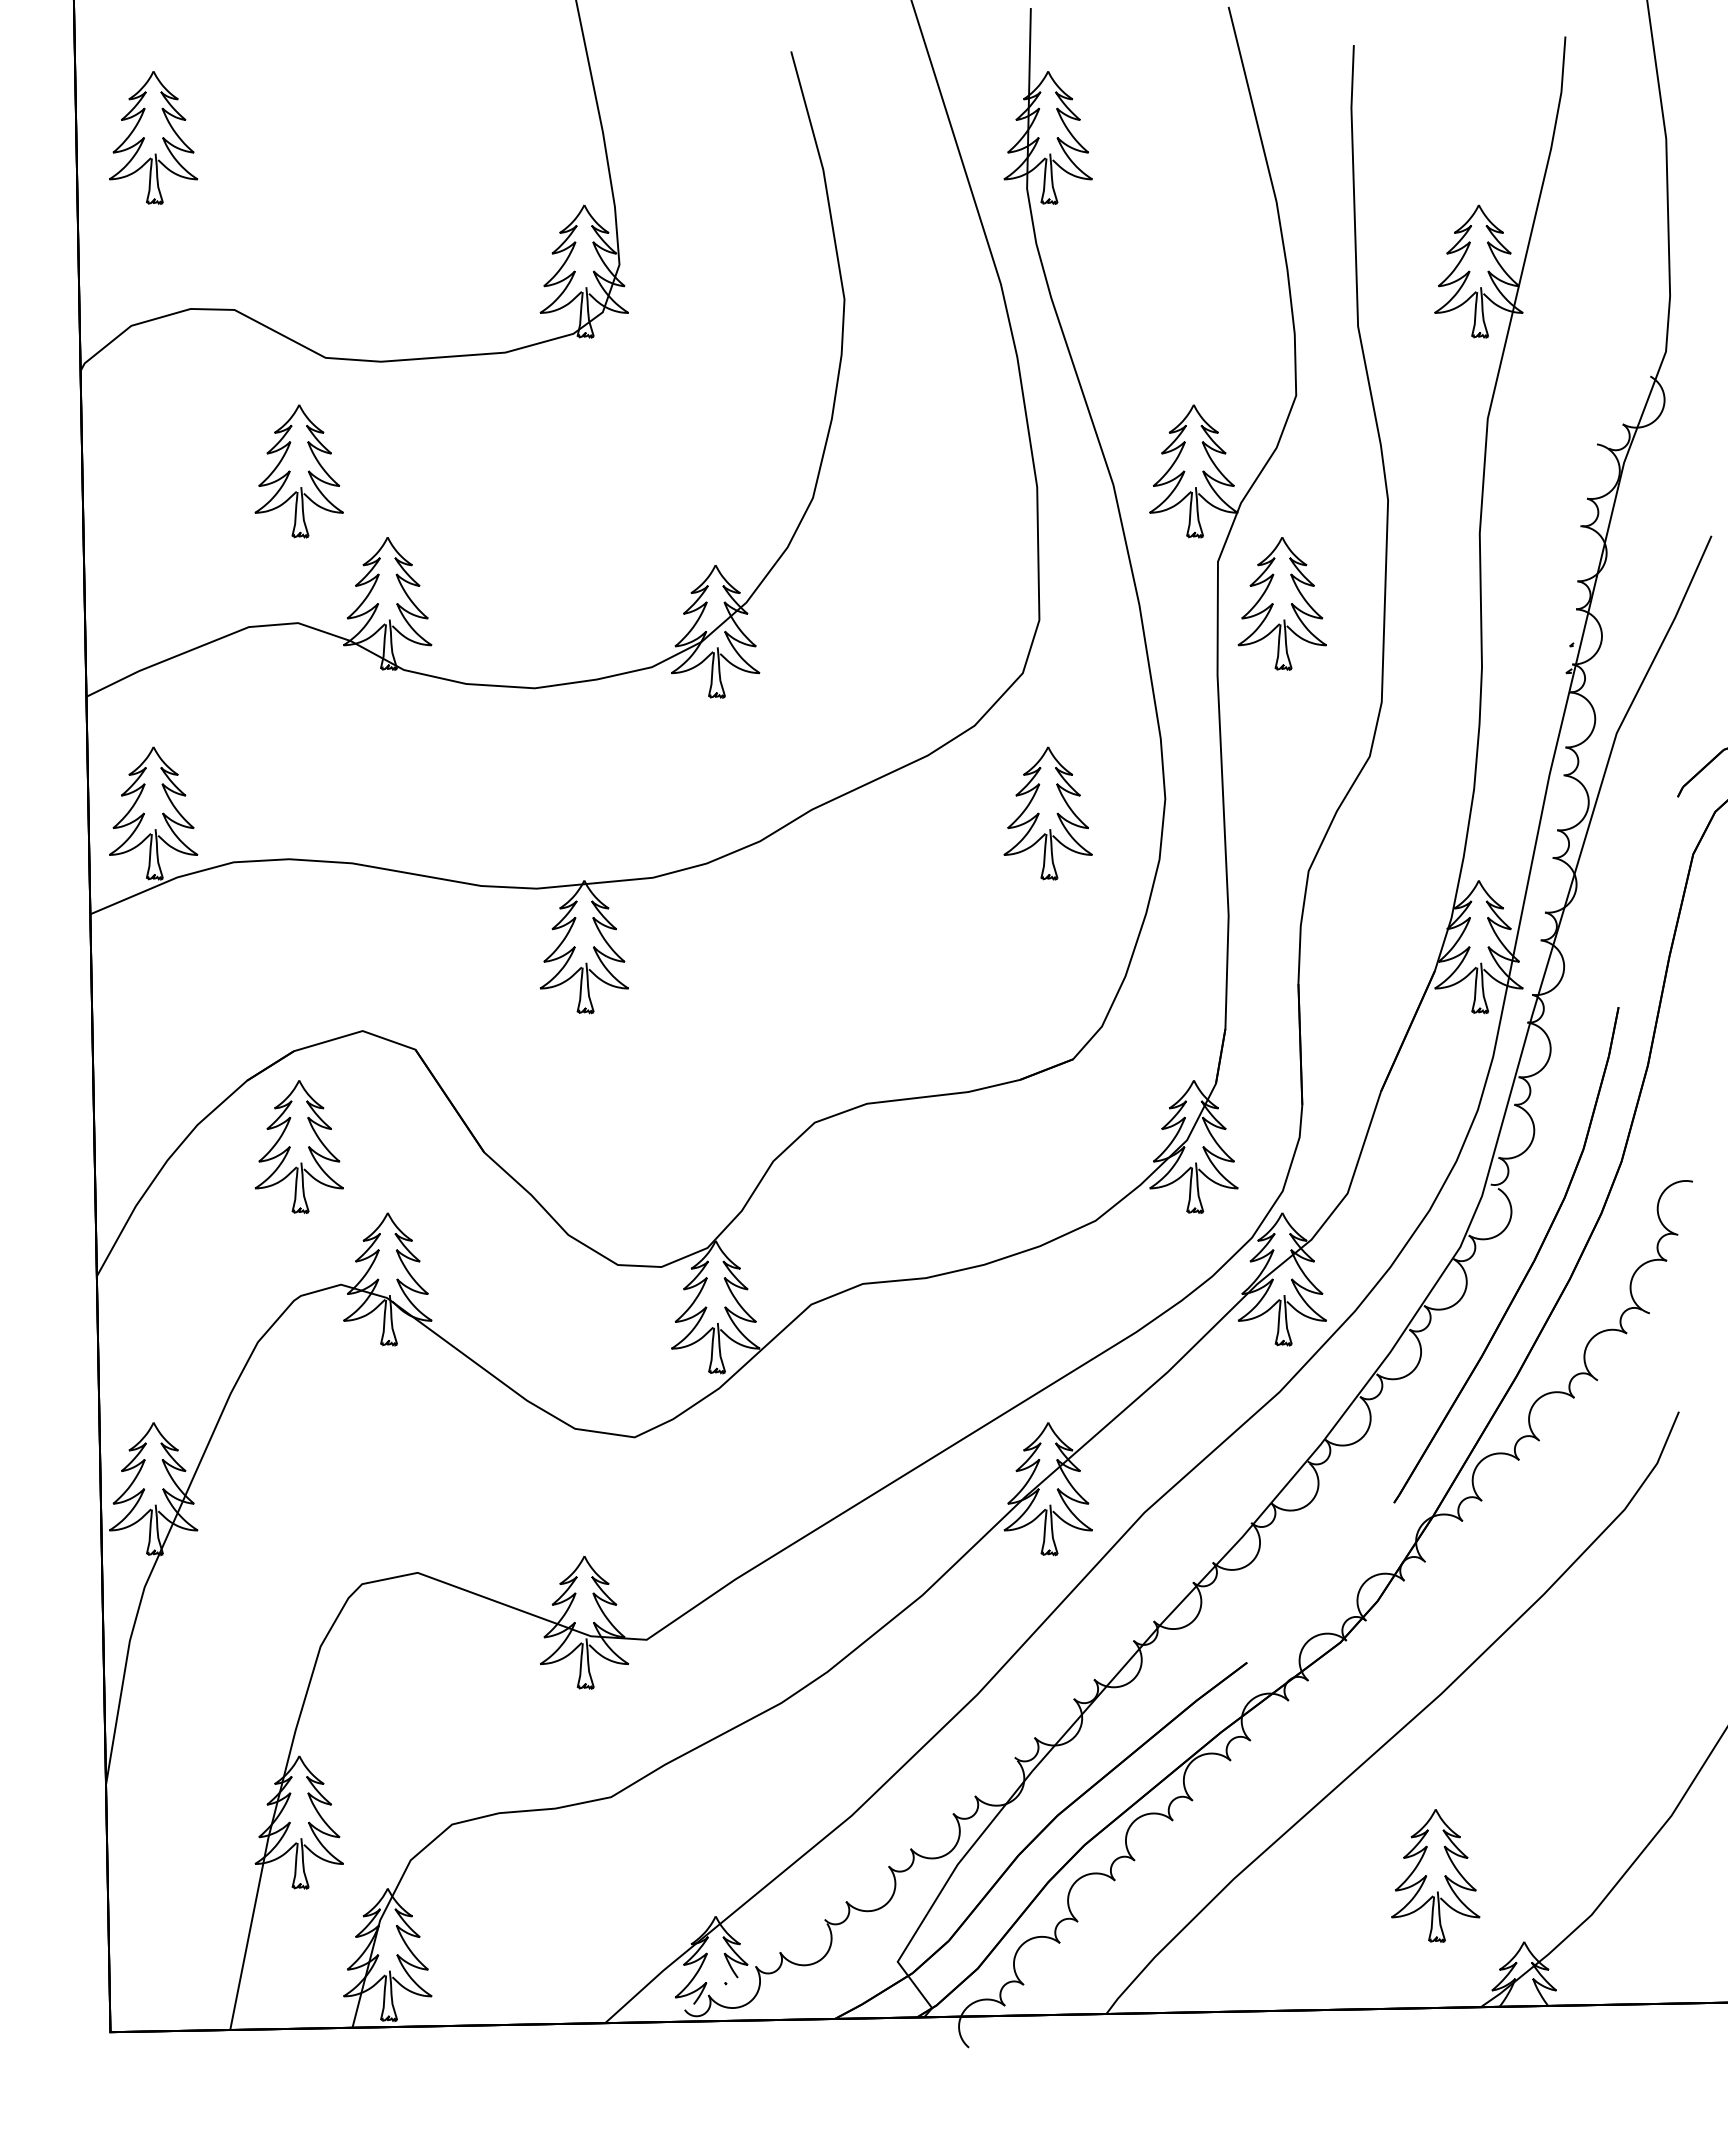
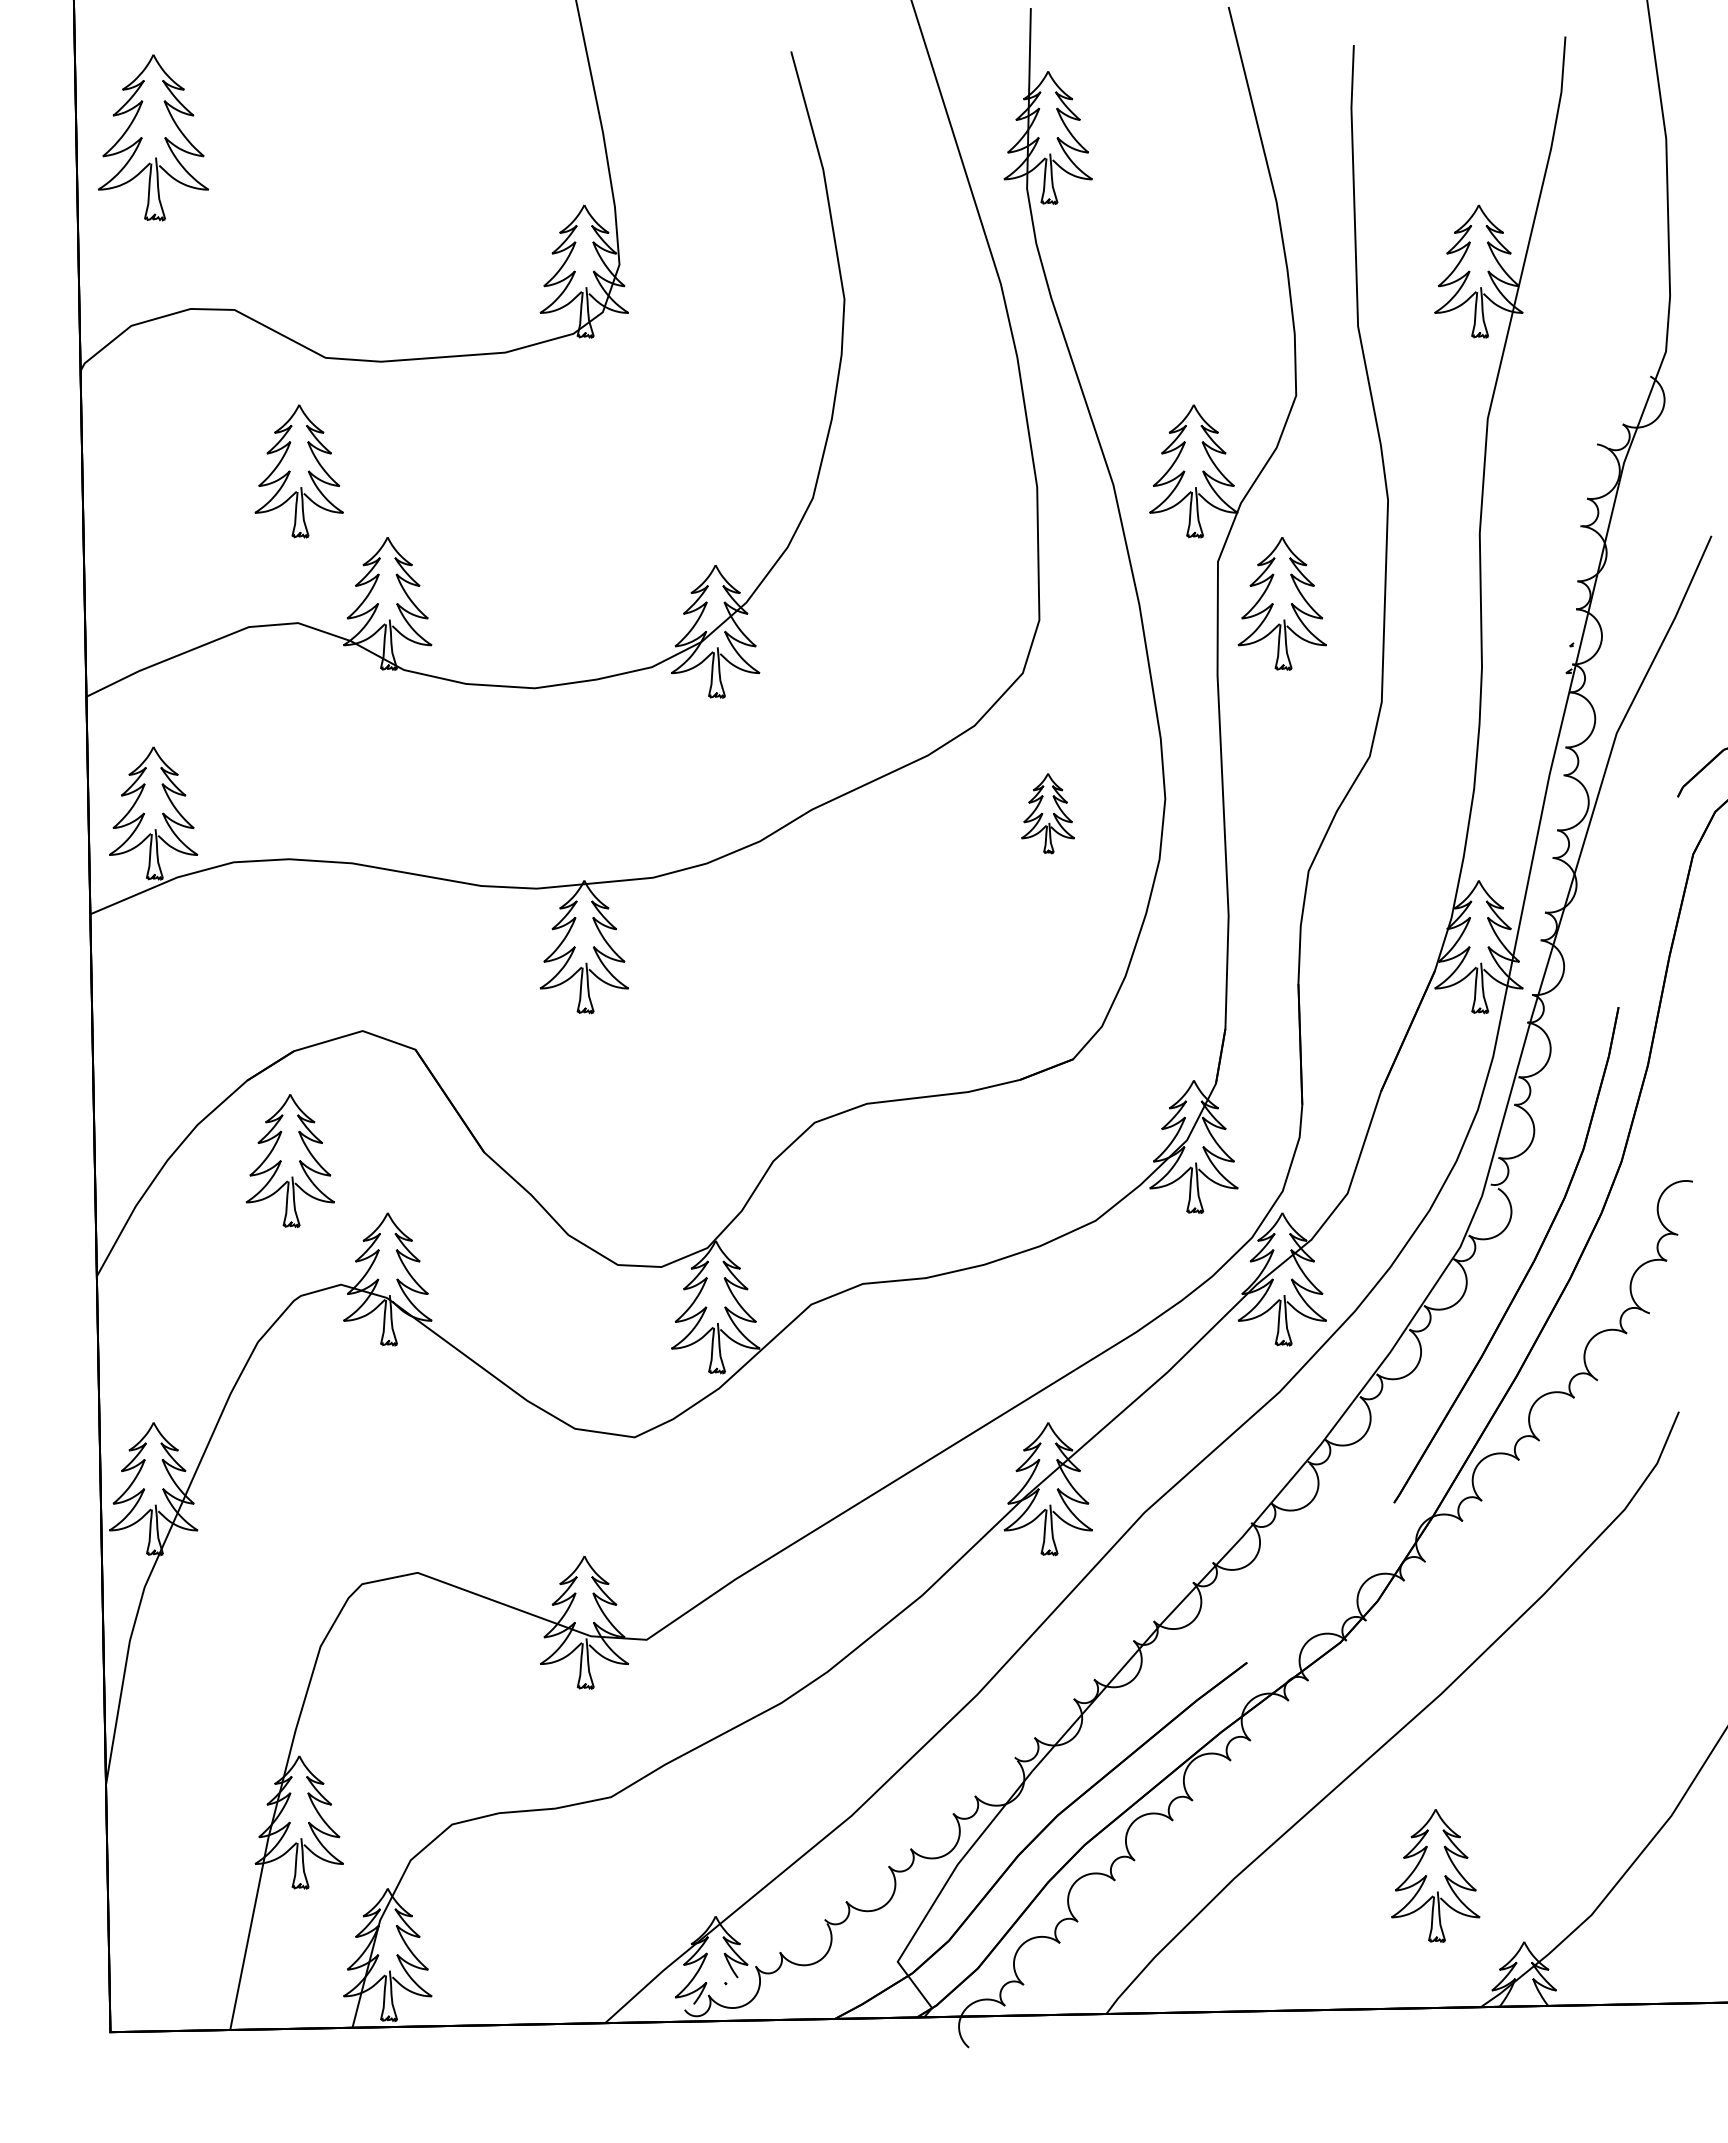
part size: 90x134 px -> 113x168 px (153, 137)
part size: 90x135 px -> 54x82 px (1047, 813)
part position: (298, 1146) -> (289, 1160) (289, 1160)
